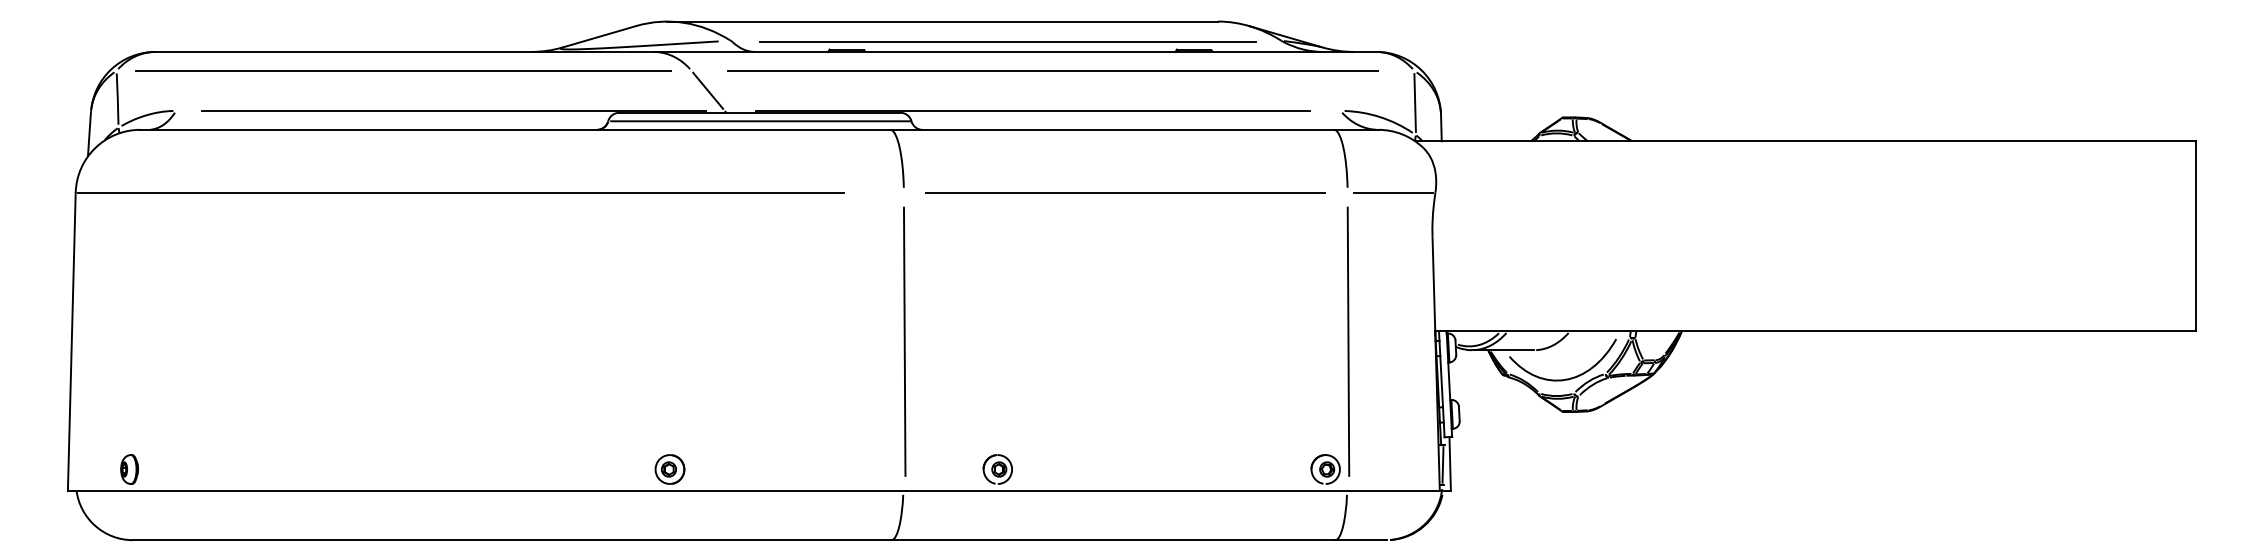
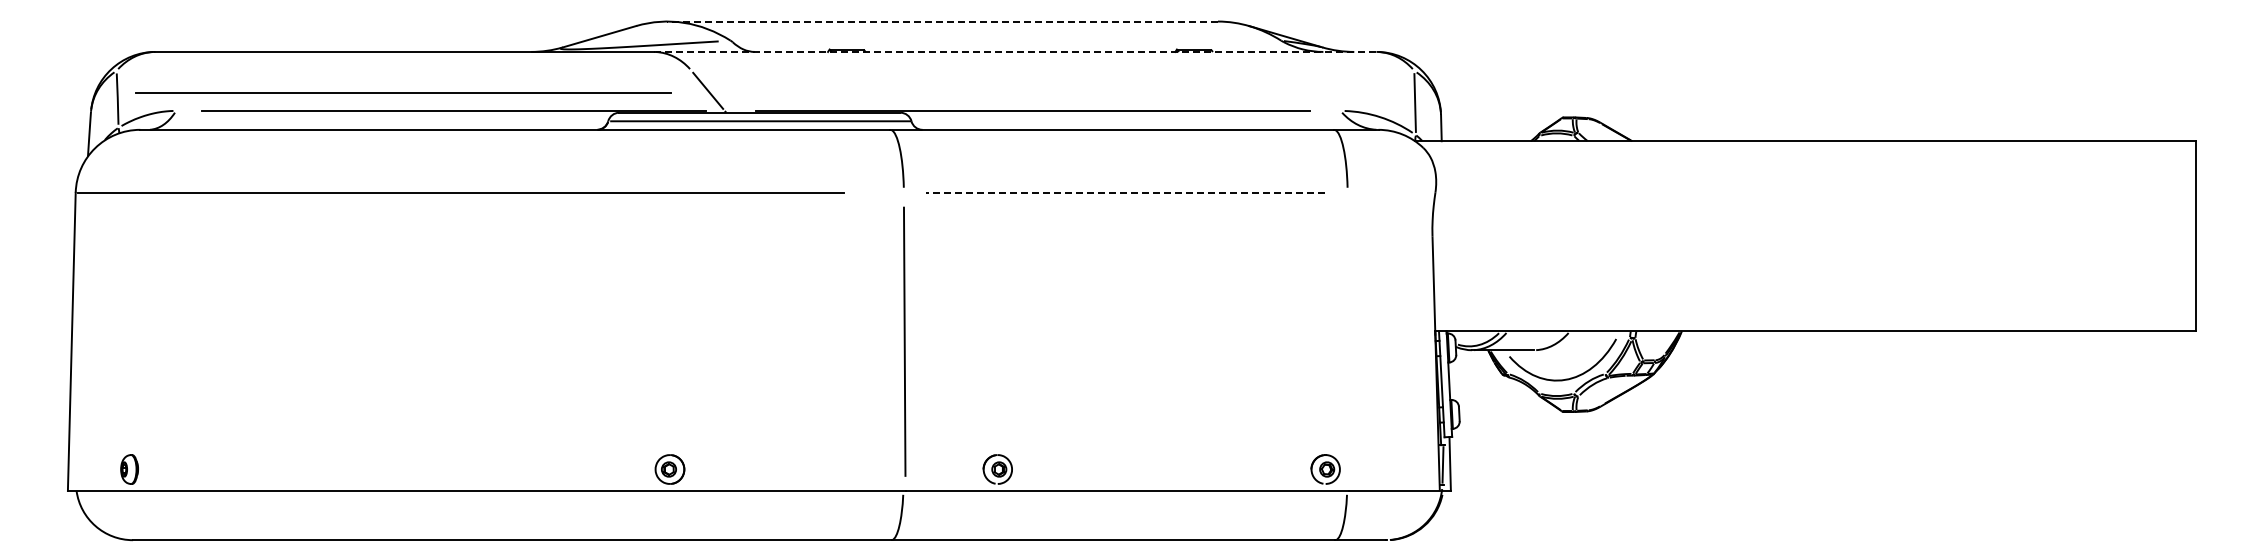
line: solid -> dashed (942, 21)
line: present -> none (1008, 42)
line: solid -> dashed (1015, 51)
line position: (403, 70) -> (403, 92) (403, 92)
line: present -> none (1052, 70)
line: solid -> dashed (1125, 192)
line: present -> none (1393, 192)
line: present -> none (1348, 341)
